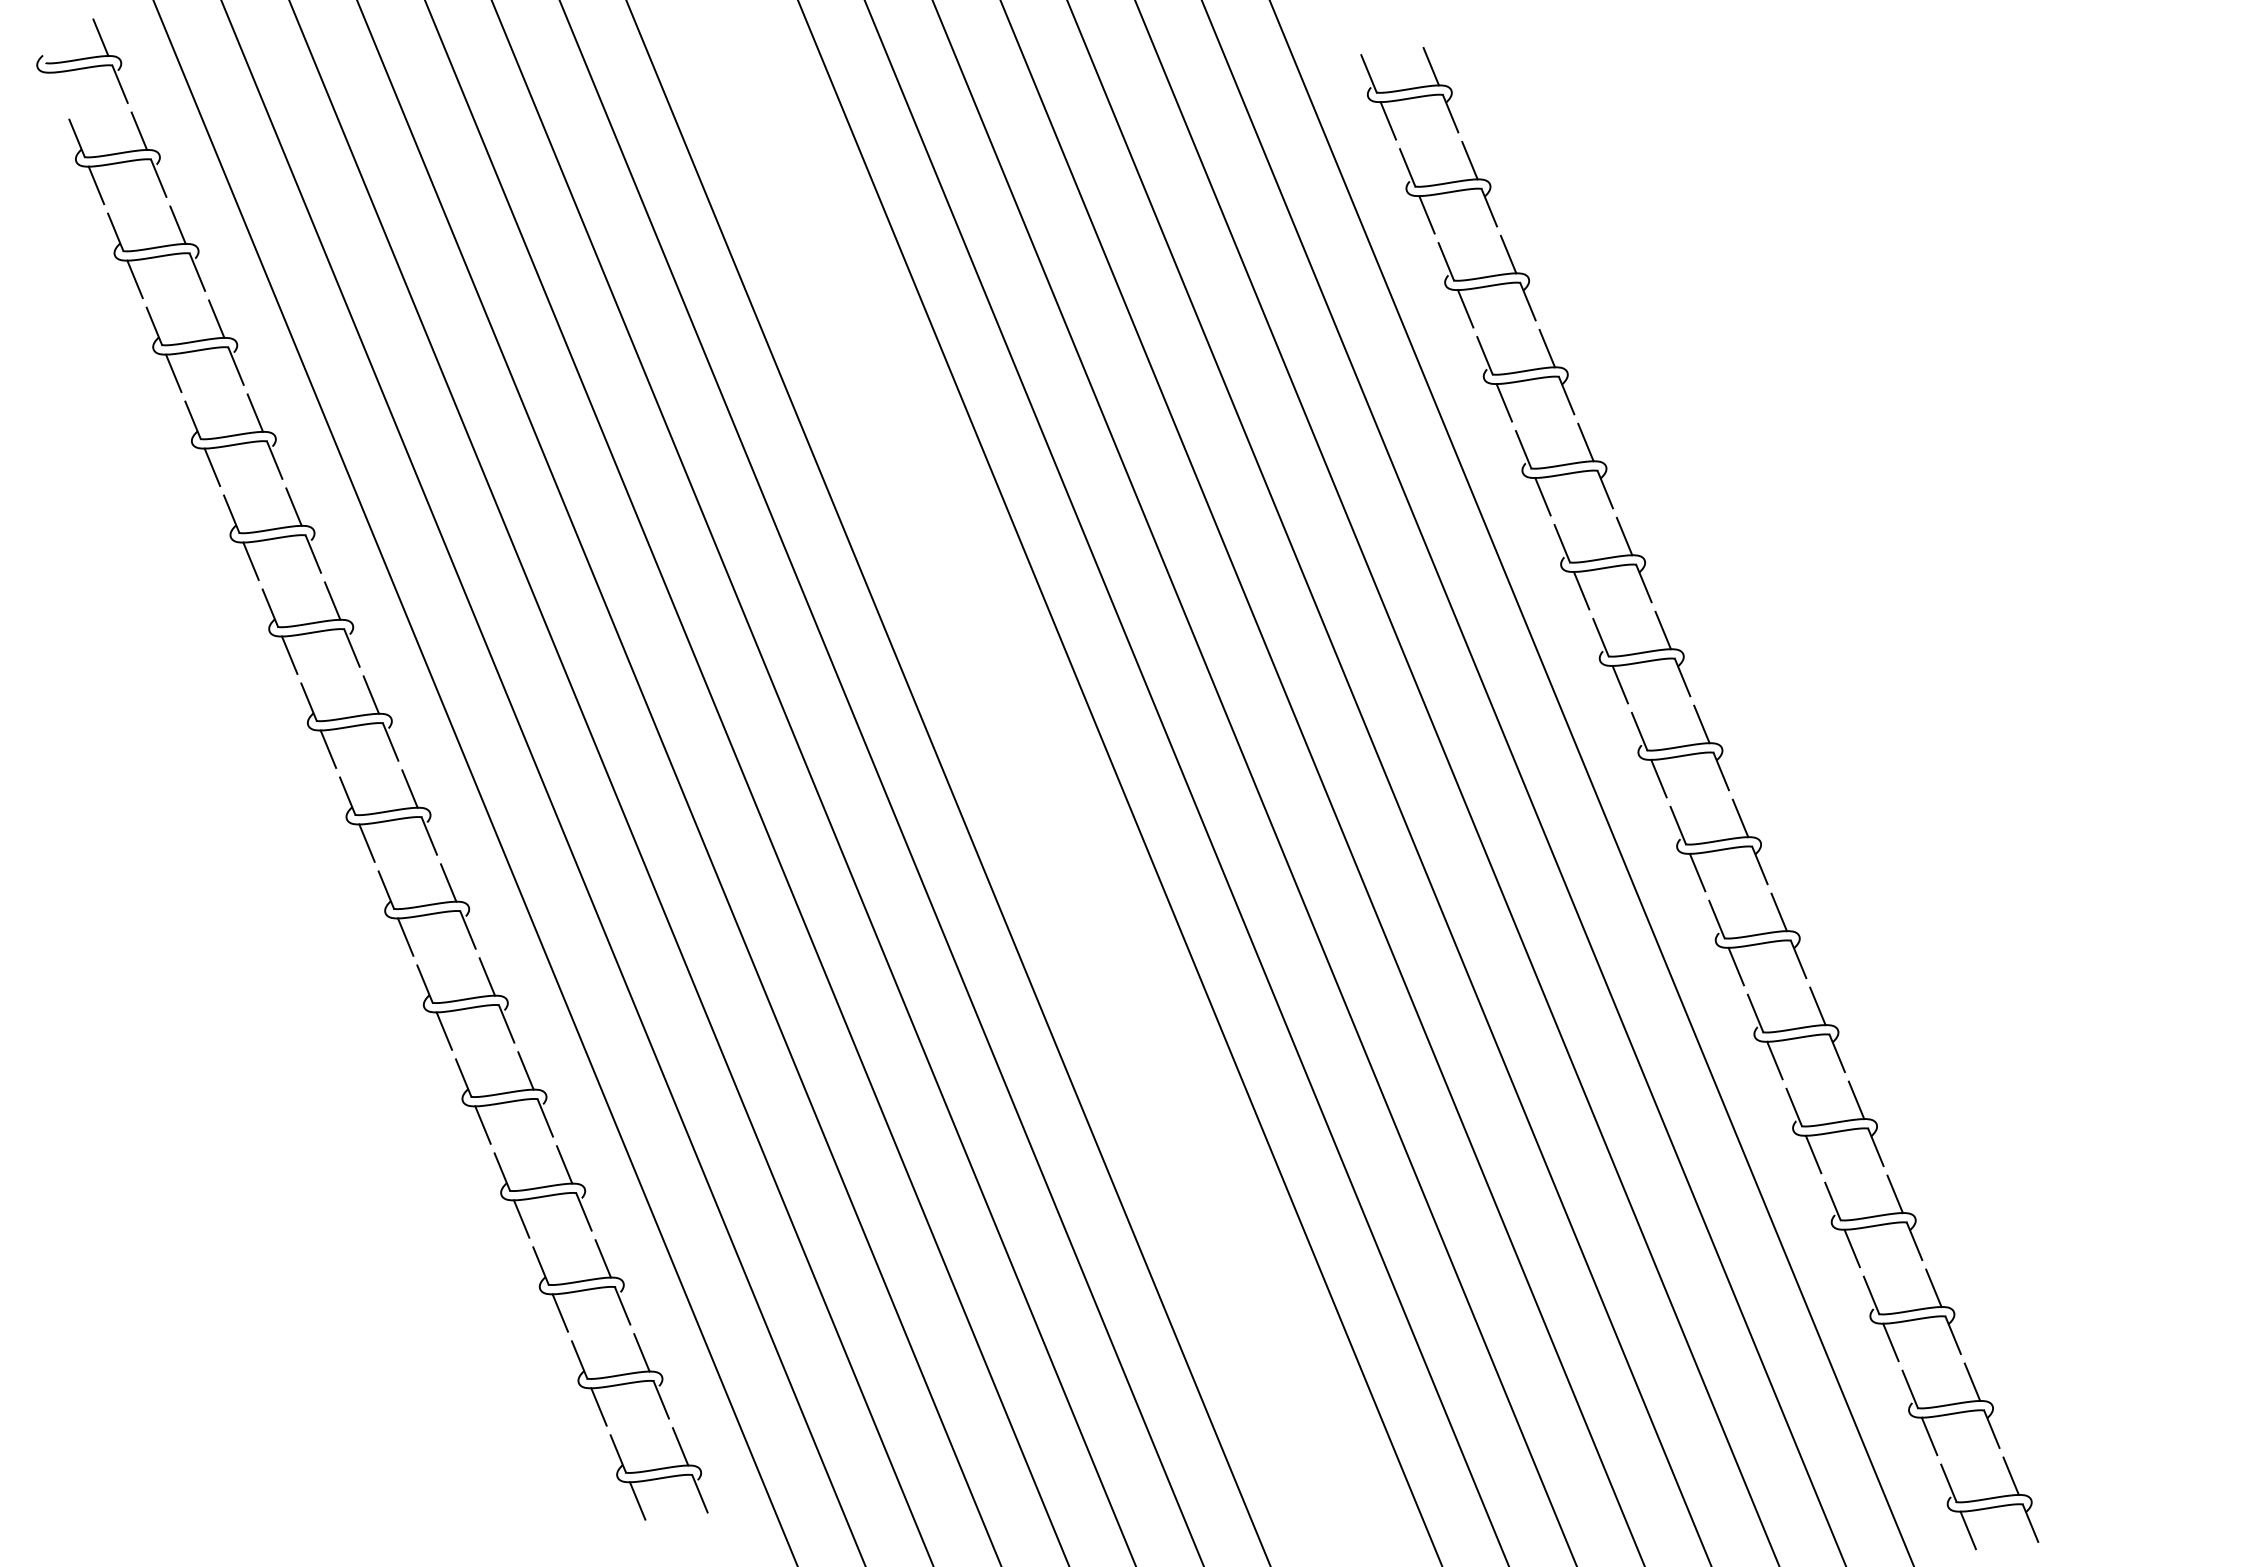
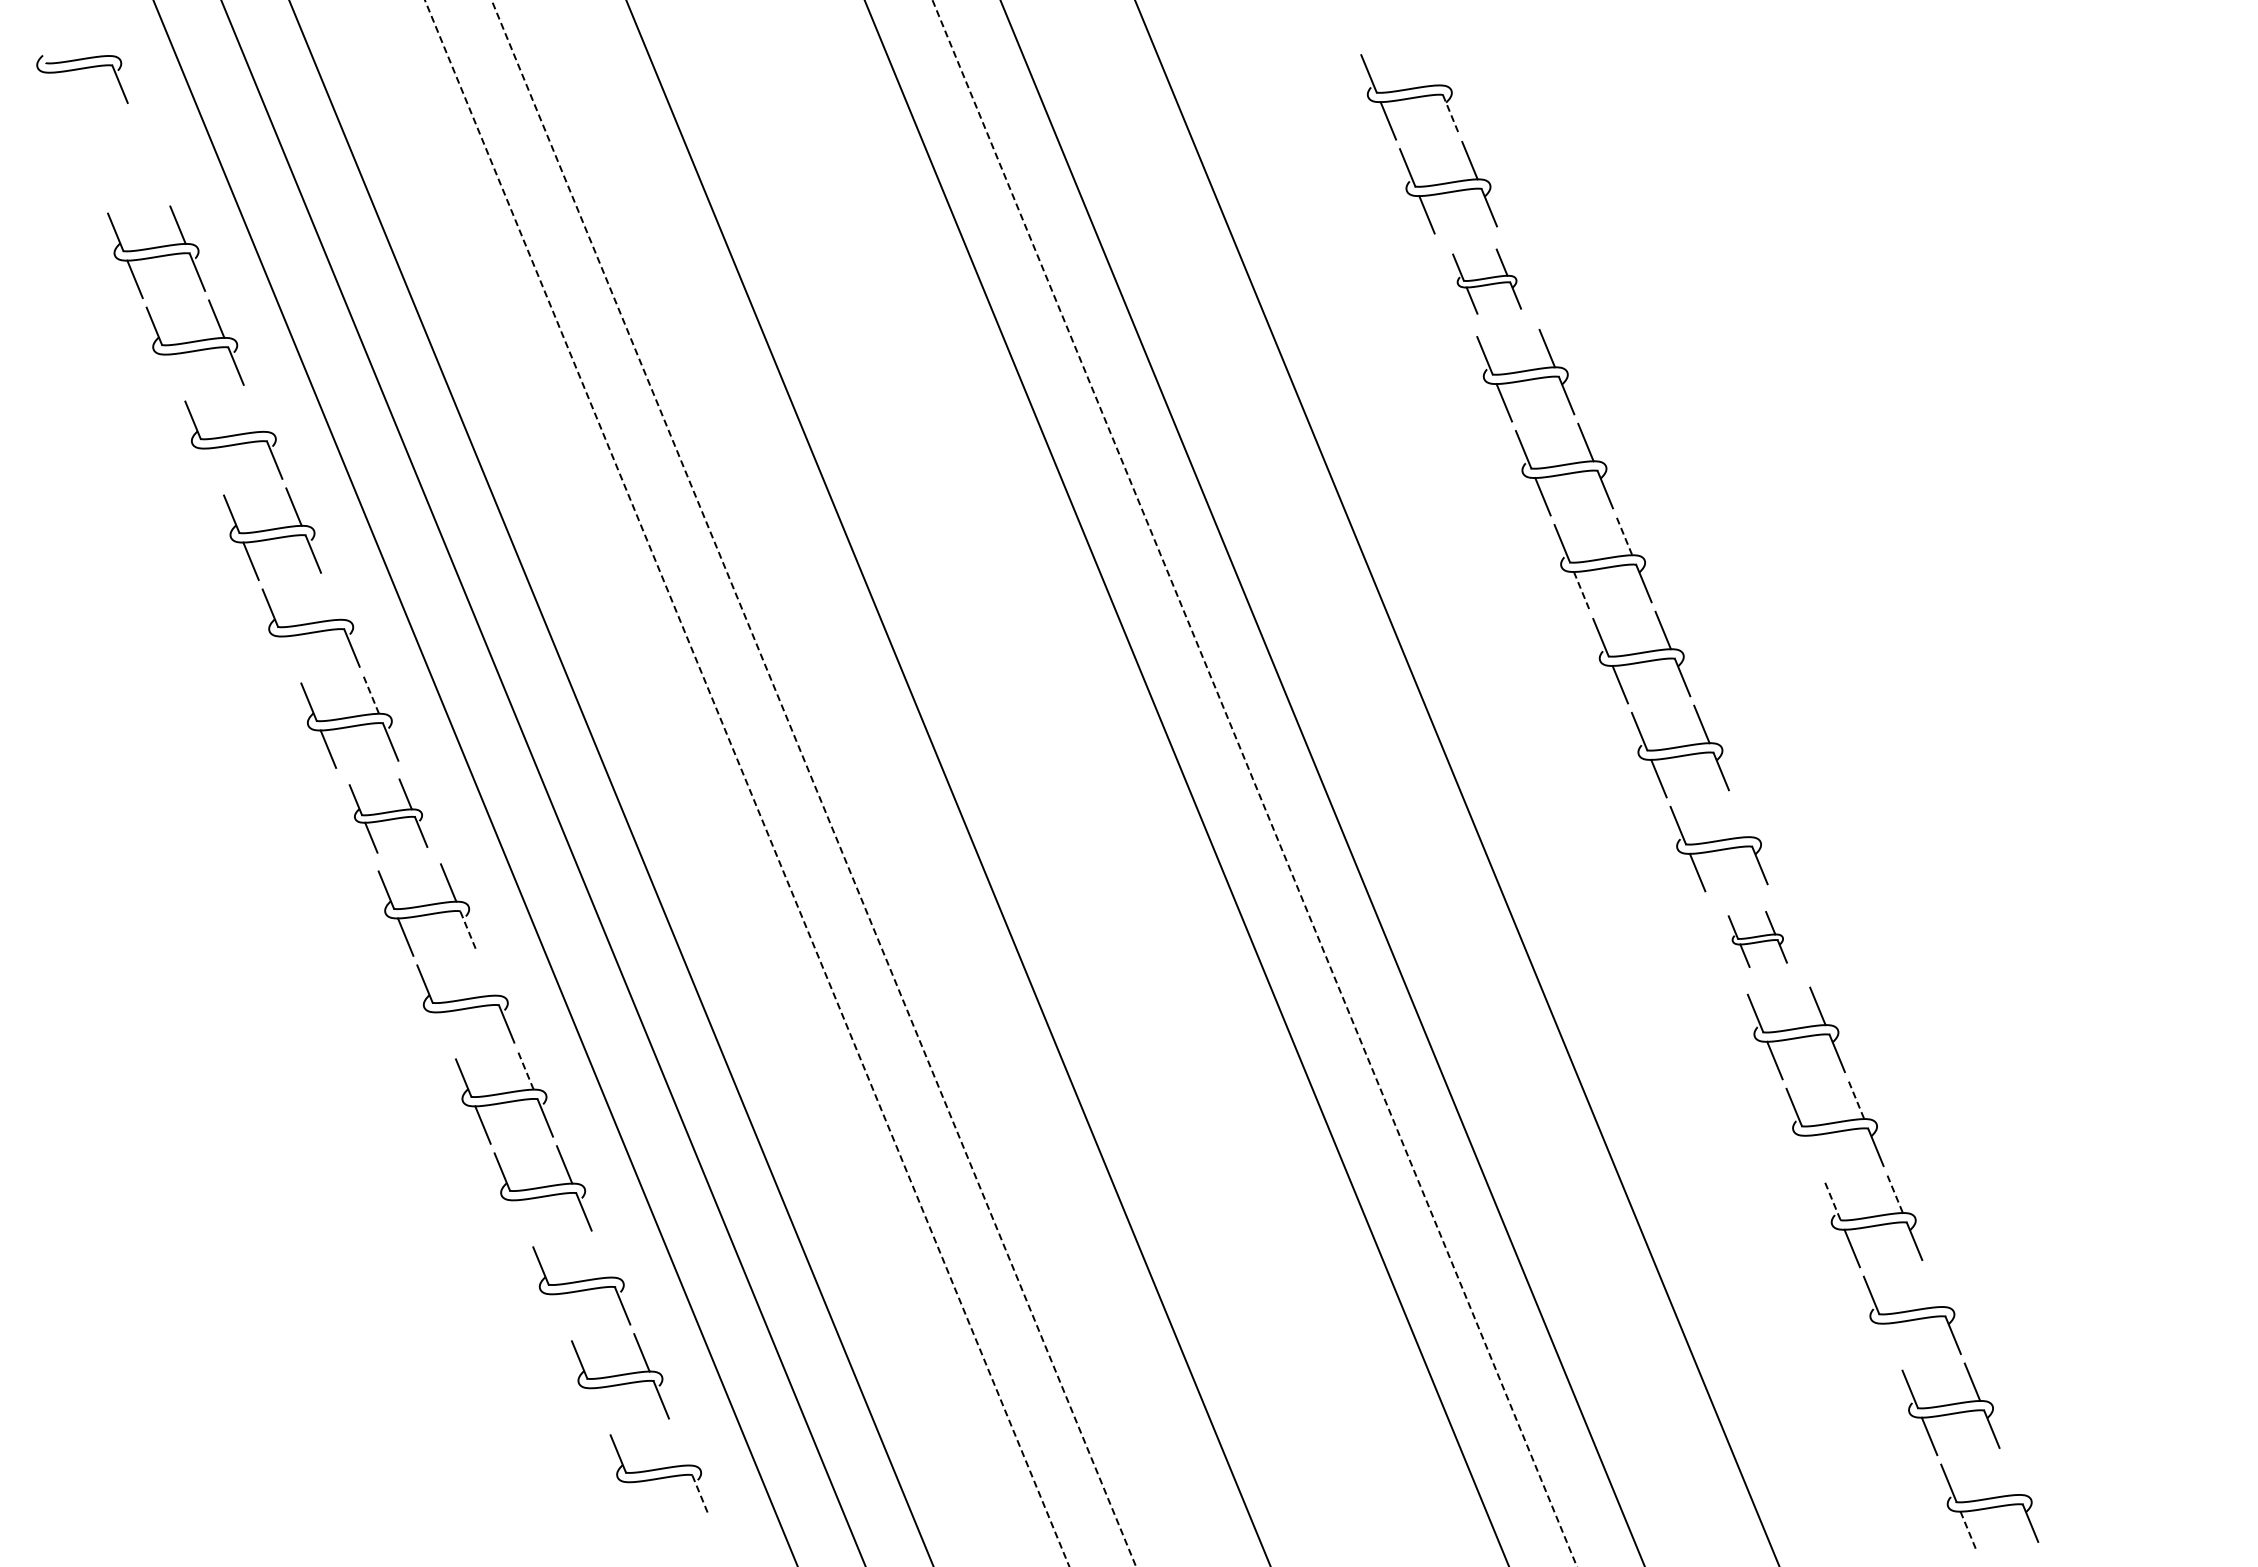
line: present -> none (100, 37)
line: present -> none (1431, 66)
line: solid -> dashed (1450, 114)
part: present -> none (117, 158)
part size: 100x95 px -> 70x67 px (1486, 281)
line: present -> none (173, 373)
line: present -> none (255, 412)
line: present -> none (212, 467)
line: solid -> dashed (1624, 537)
line: solid -> dashed (1581, 591)
line: present -> none (332, 600)
line: present -> none (289, 654)
line: solid -> dashed (371, 694)
line: present -> none (678, 782)
line: solid -> dashed (746, 782)
line: present -> none (881, 782)
line: present -> none (1119, 782)
line: present -> none (1388, 782)
line: present -> none (1523, 782)
line: present -> none (1591, 782)
line: solid -> dashed (813, 783)
line: solid -> dashed (1254, 783)
part size: 99x94 px -> 81x76 px (388, 815)
line: present -> none (1740, 818)
line: solid -> dashed (467, 929)
part size: 100x95 px -> 61x57 px (1757, 939)
line: present -> none (487, 976)
line: present -> none (444, 1030)
line: solid -> dashed (525, 1070)
line: solid -> dashed (1856, 1100)
line: present -> none (1813, 1154)
line: solid -> dashed (1895, 1194)
line: solid -> dashed (1833, 1201)
line: present -> none (521, 1218)
line: present -> none (602, 1258)
line: present -> none (1933, 1288)
line: present -> none (560, 1312)
line: present -> none (1890, 1342)
line: present -> none (598, 1406)
line: present -> none (680, 1446)
line: present -> none (2010, 1475)
line: solid -> dashed (699, 1493)
line: present -> none (637, 1500)
line: solid -> dashed (1968, 1530)
